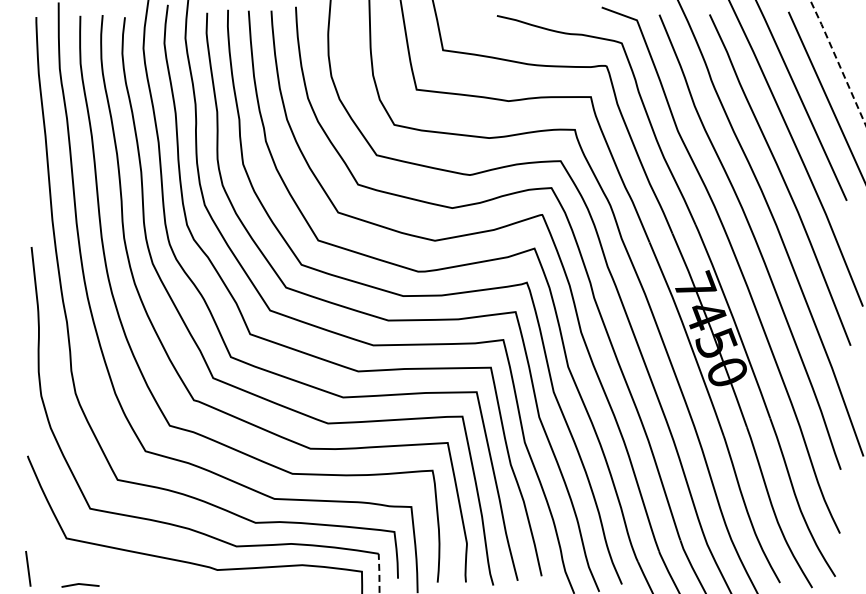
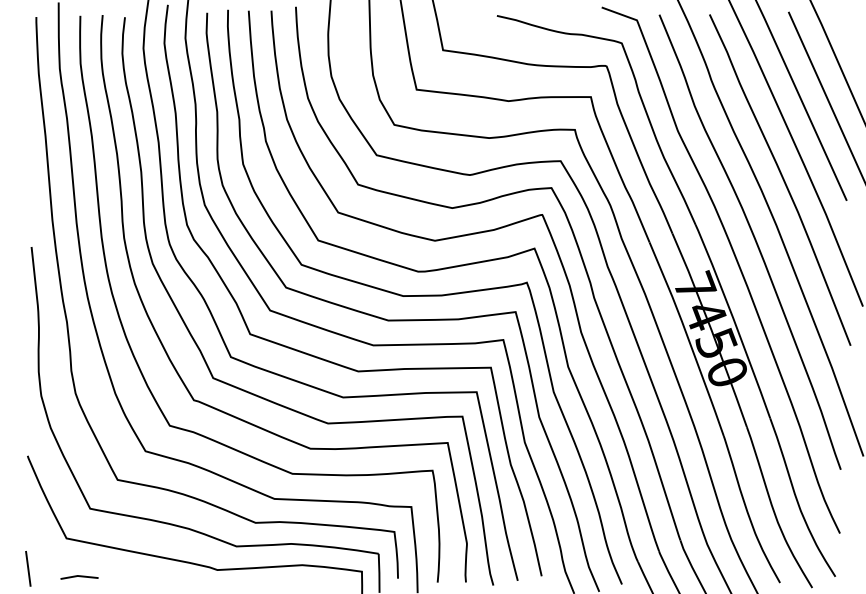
line: dashed -> solid (837, 61)
line: dashed -> solid (379, 573)
line position: (80, 584) -> (79, 576) (79, 576)
